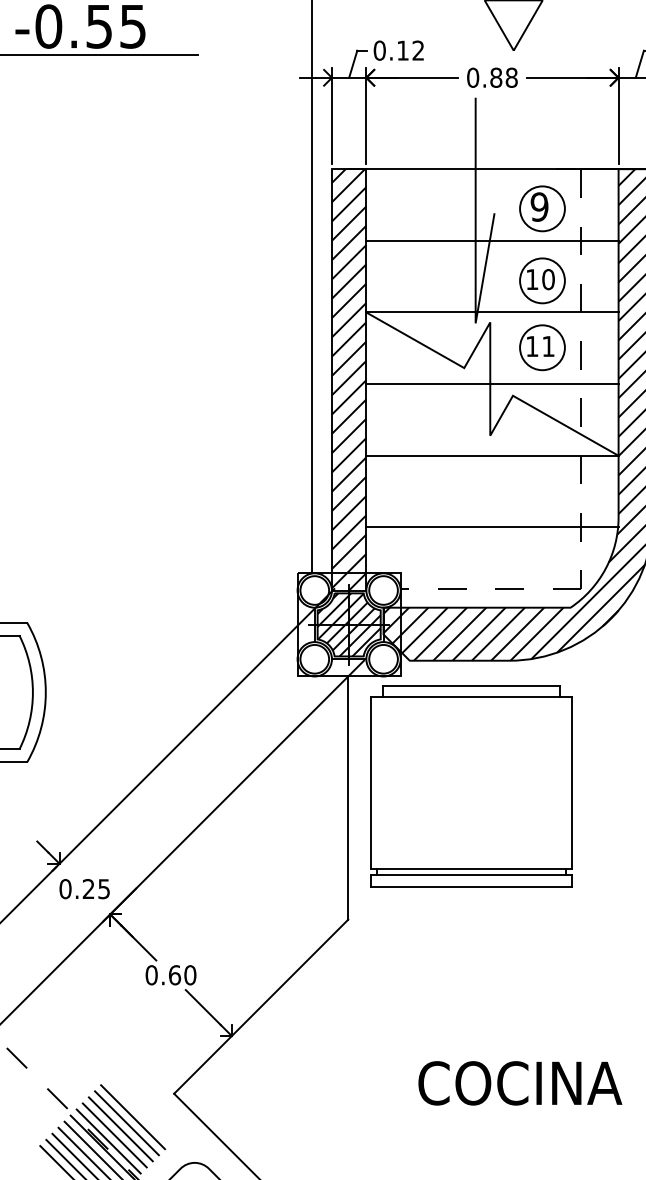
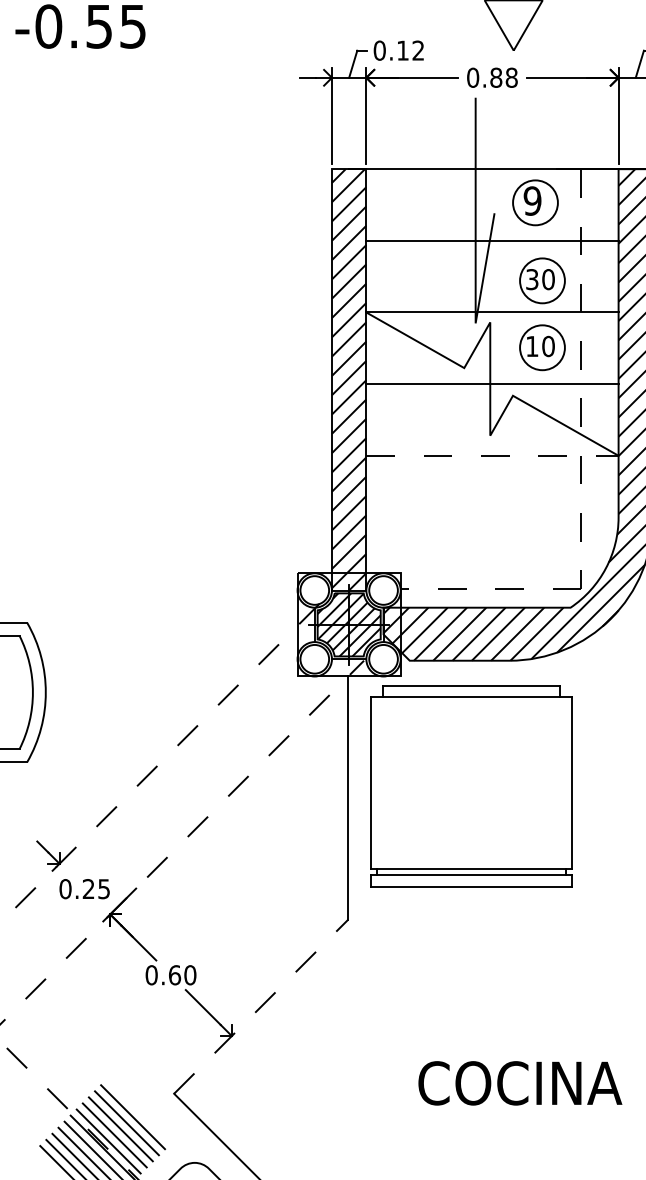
line: present -> none (99, 55)
part position: (542, 208) -> (535, 202) (535, 202)
text: 10 -> 30 (532, 279)
line: present -> none (311, 287)
text: 11 -> 10 (548, 346)
line: solid -> dashed (492, 455)
line: present -> none (492, 527)
line: solid -> dashed (167, 755)
line: solid -> dashed (182, 842)
line: solid -> dashed (261, 1006)
